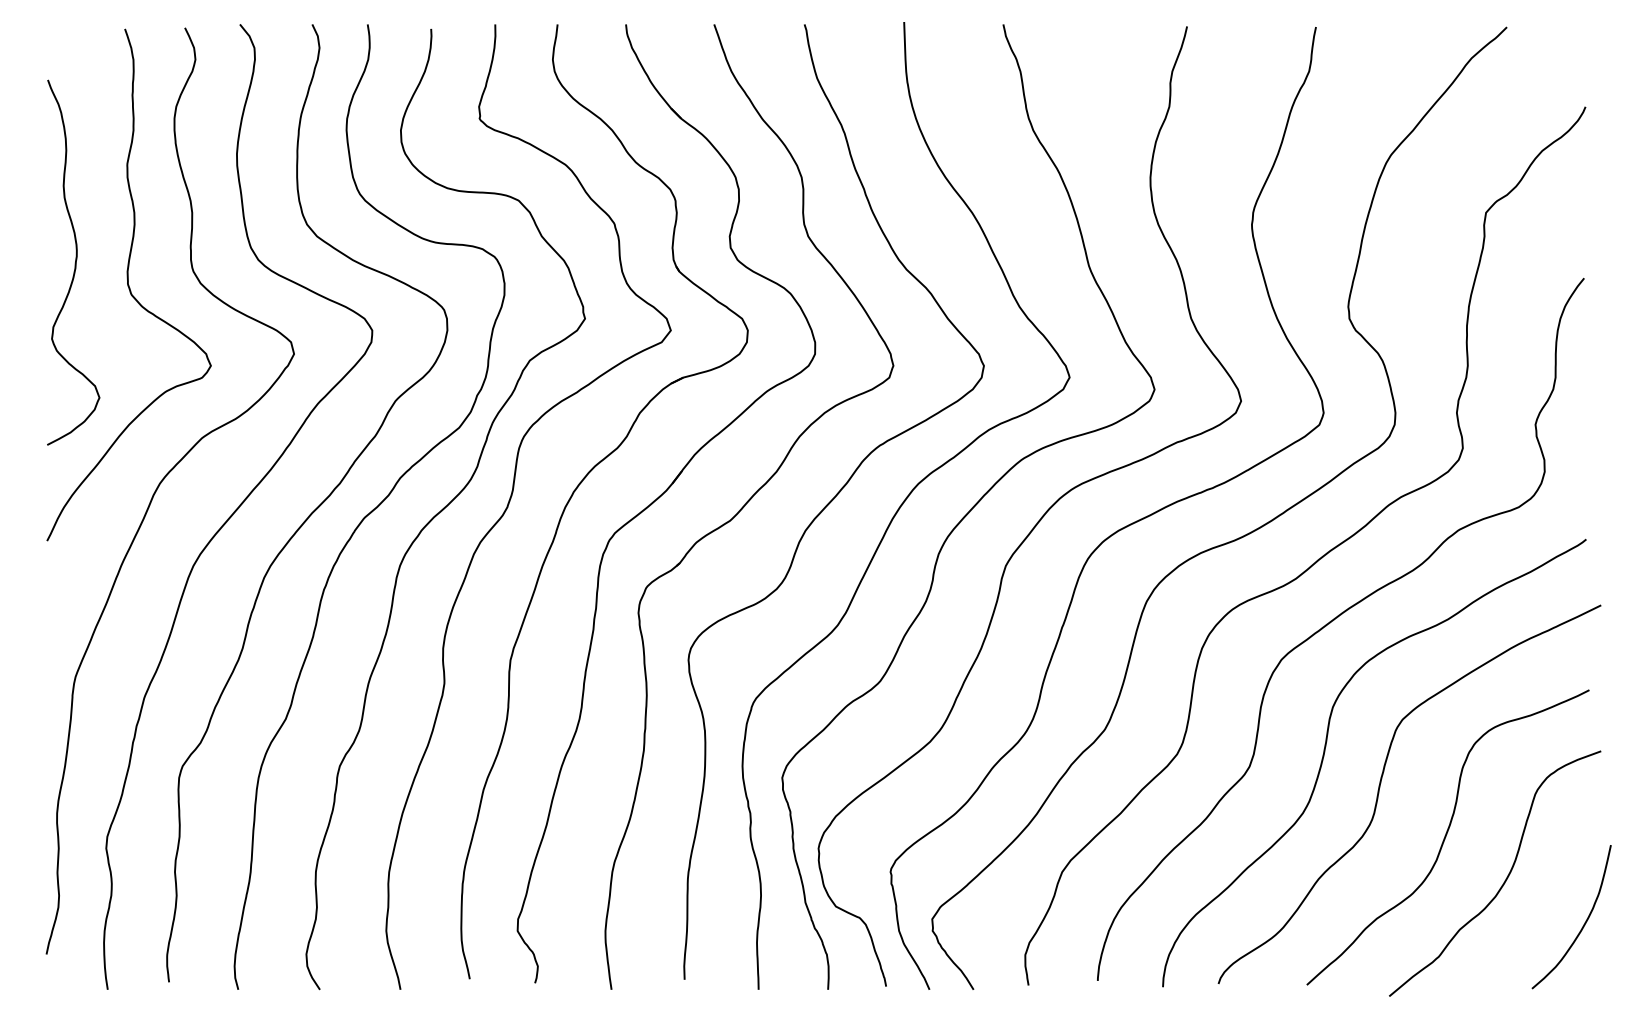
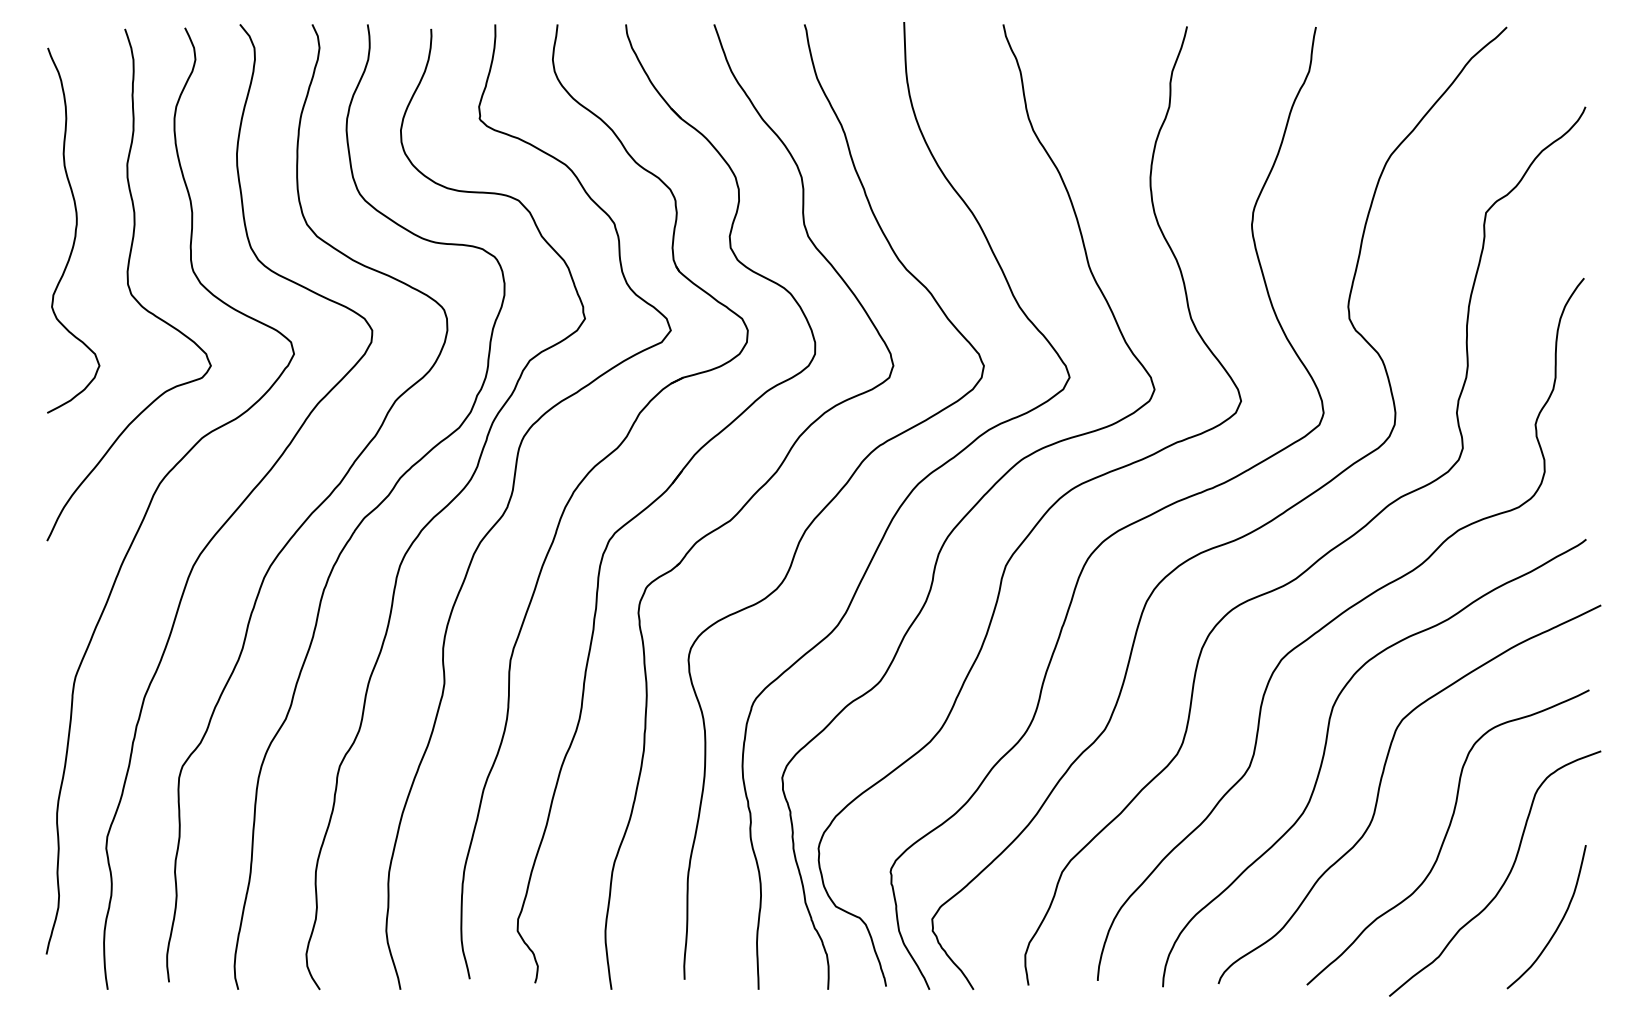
curve position: (74, 263) -> (74, 231) (74, 231)
curve position: (1583, 924) -> (1558, 924) (1558, 924)
